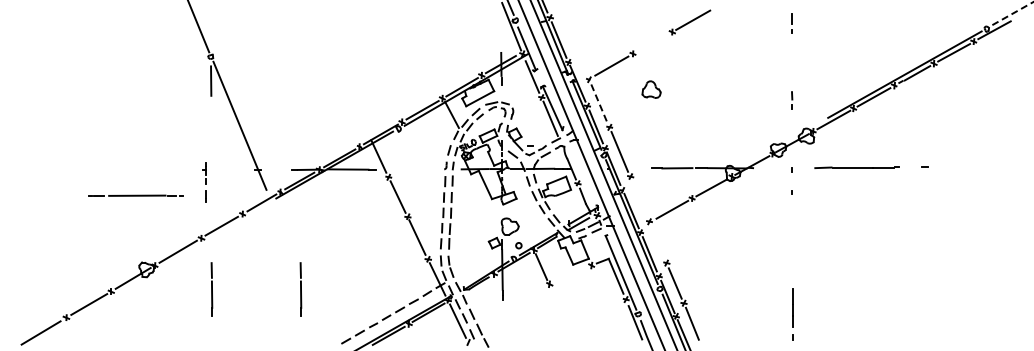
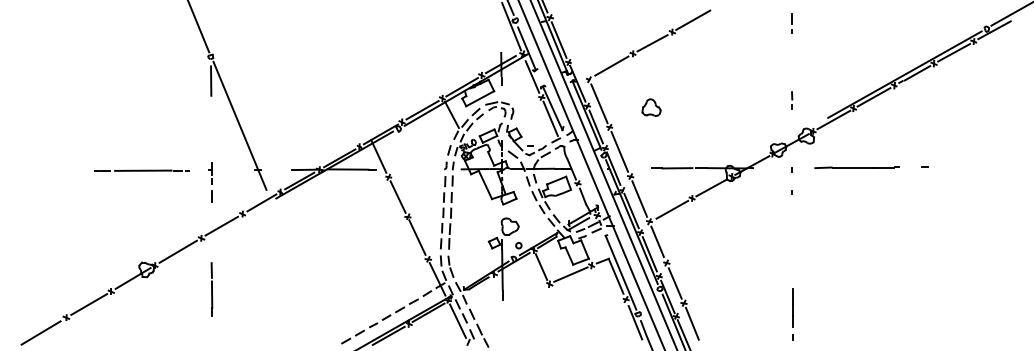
line: dashed -> solid (1012, 13)
line: none -> present (652, 43)
part position: (651, 89) -> (651, 107) (651, 107)
line: dashed -> solid (599, 103)
part position: (204, 182) -> (210, 182) (210, 182)
line position: (135, 195) -> (141, 170) (141, 170)
line: none -> present (639, 198)
line: none -> present (657, 241)
line: none -> present (570, 274)
line: present -> none (300, 289)
